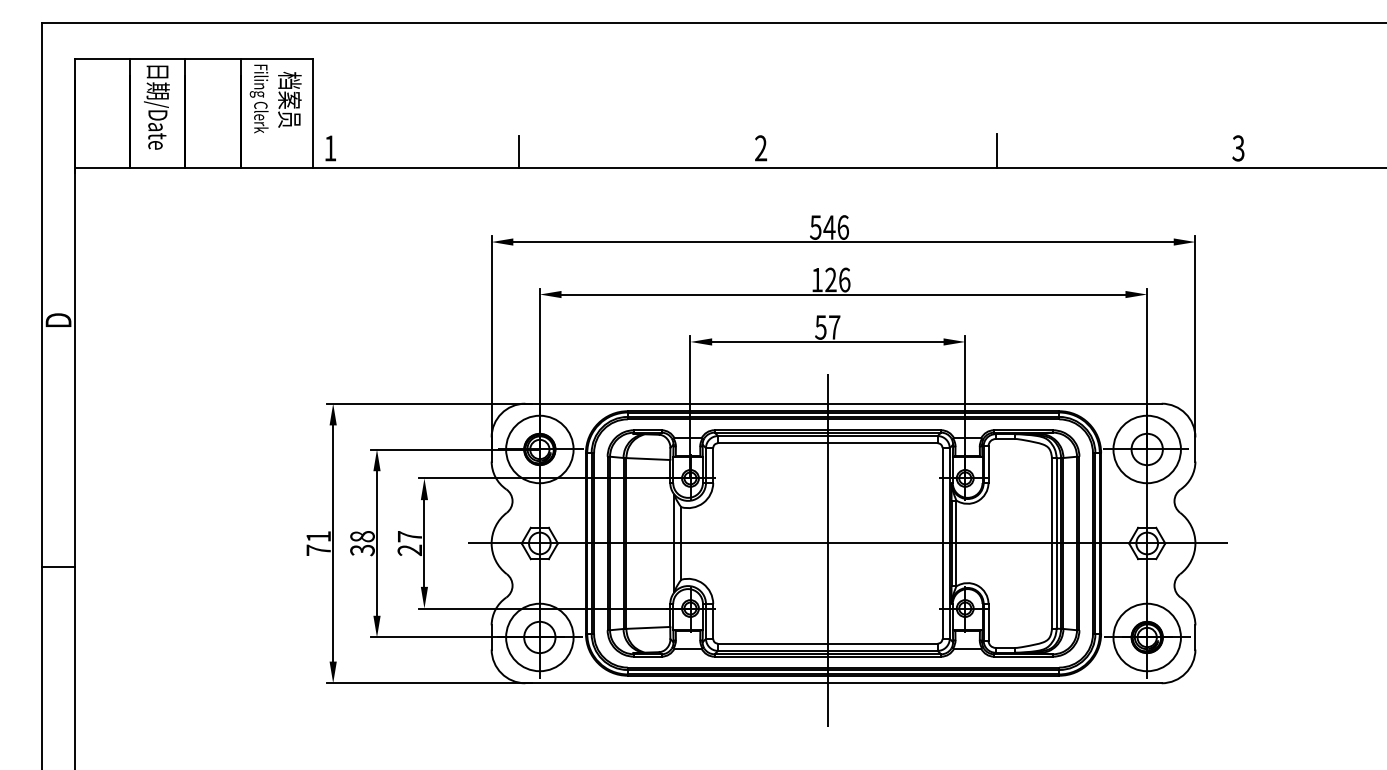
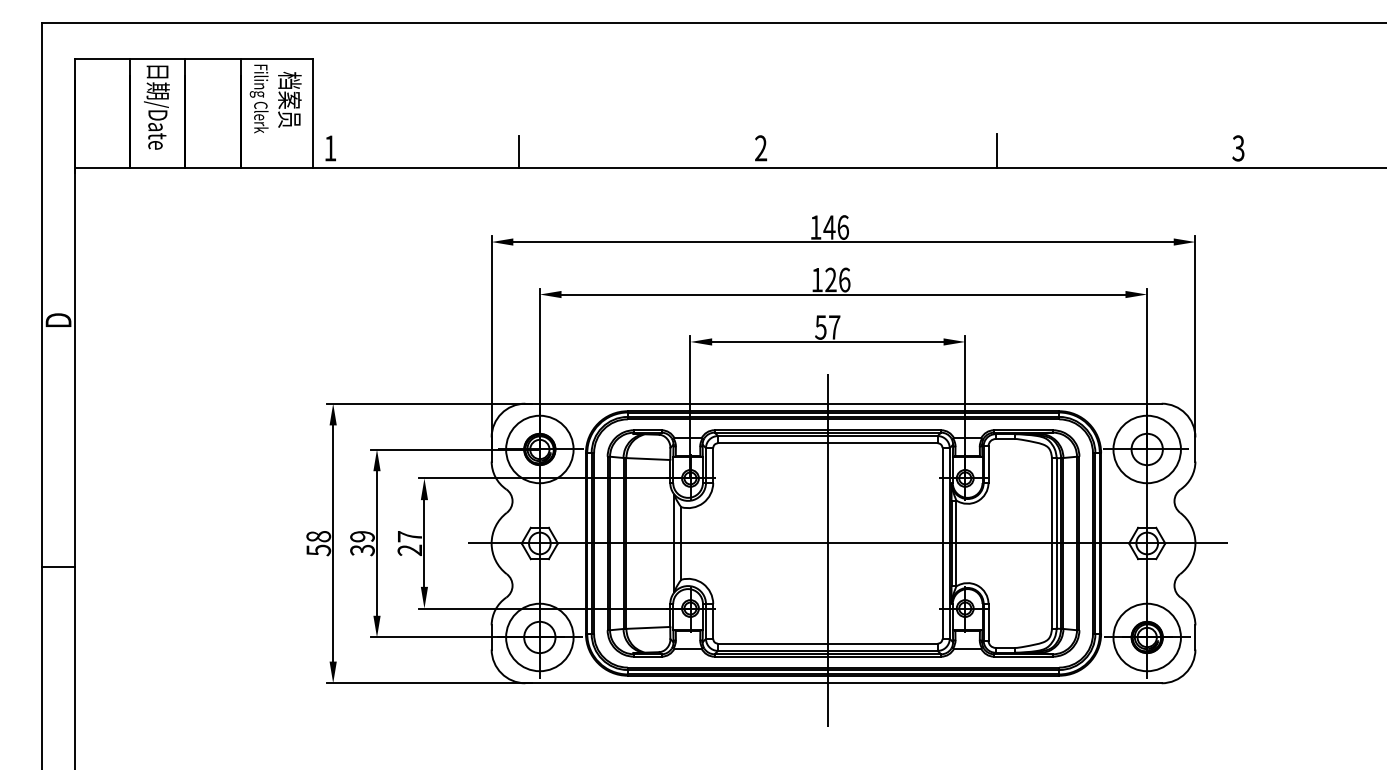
text: 546 -> 146 (815, 227)
text: 38 -> 39 (362, 536)
text: 71 -> 58 (318, 543)
